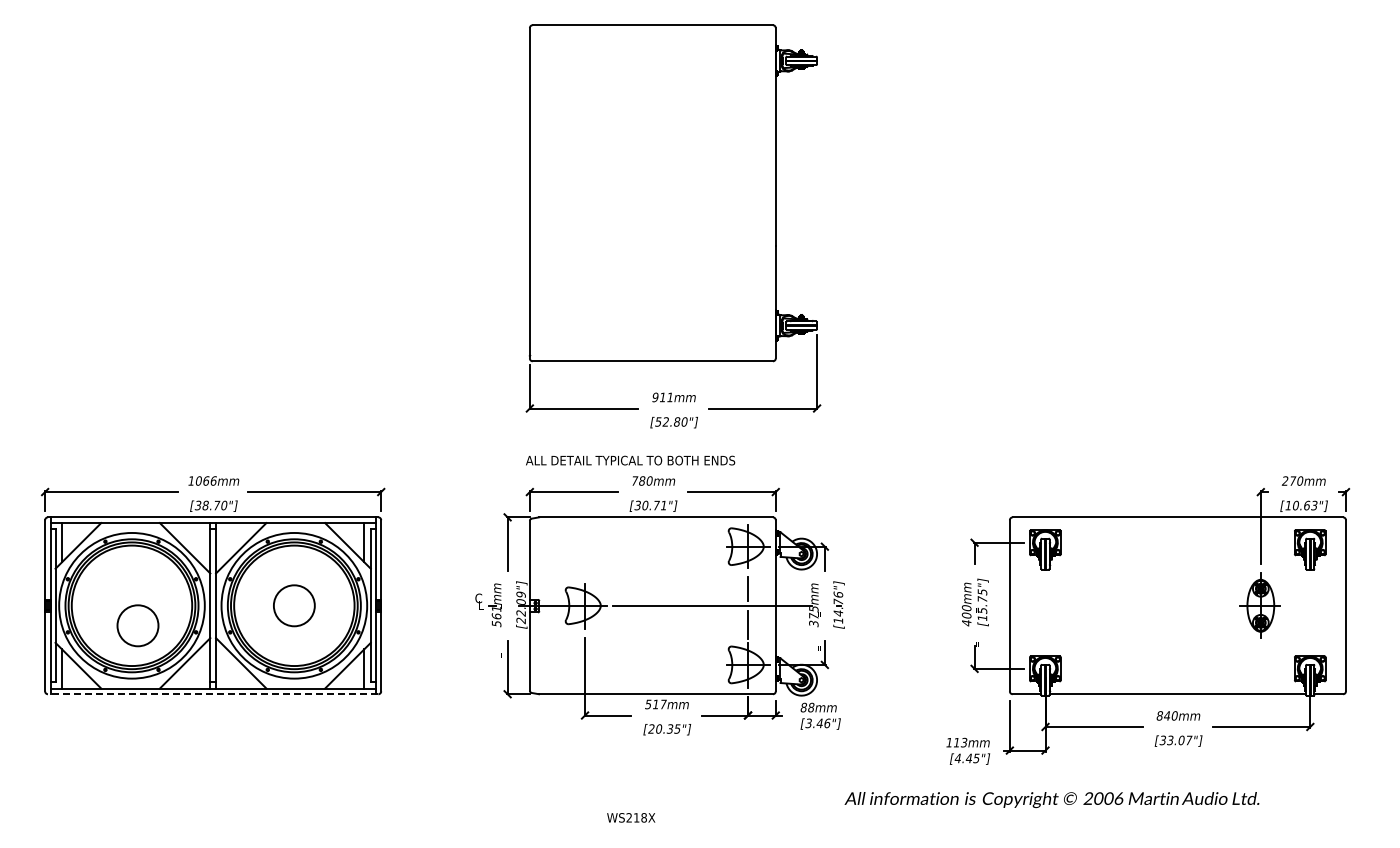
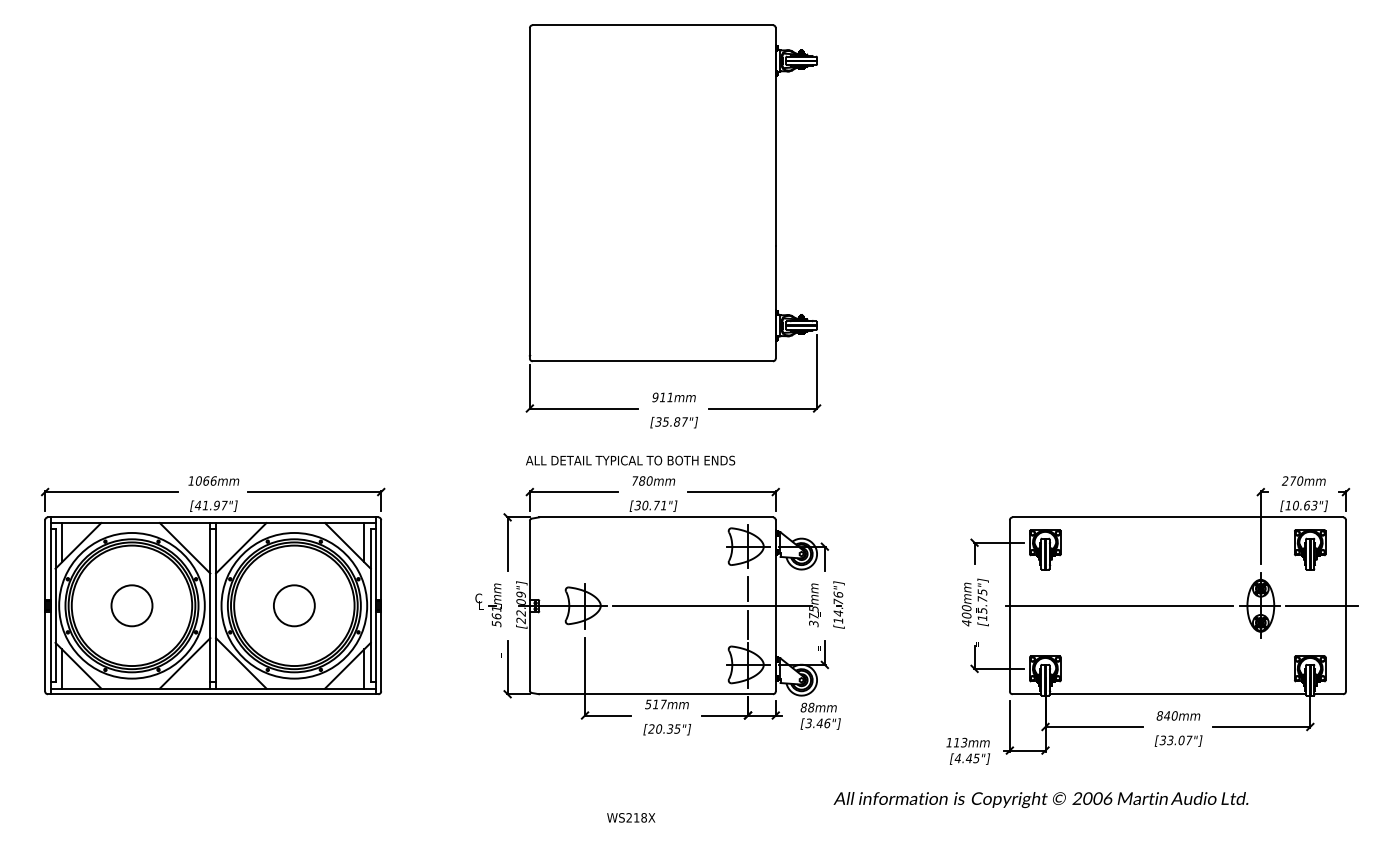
text: [52.80"] -> [35.87"] (671, 421)
text: [38.70"] -> [41.97"] (210, 505)
line: none -> present (1118, 605)
line: none -> present (1322, 605)
circle position: (137, 625) -> (131, 605) (131, 605)
line: dashed -> solid (212, 694)
text position: (1051, 800) -> (1040, 800) (1040, 800)
